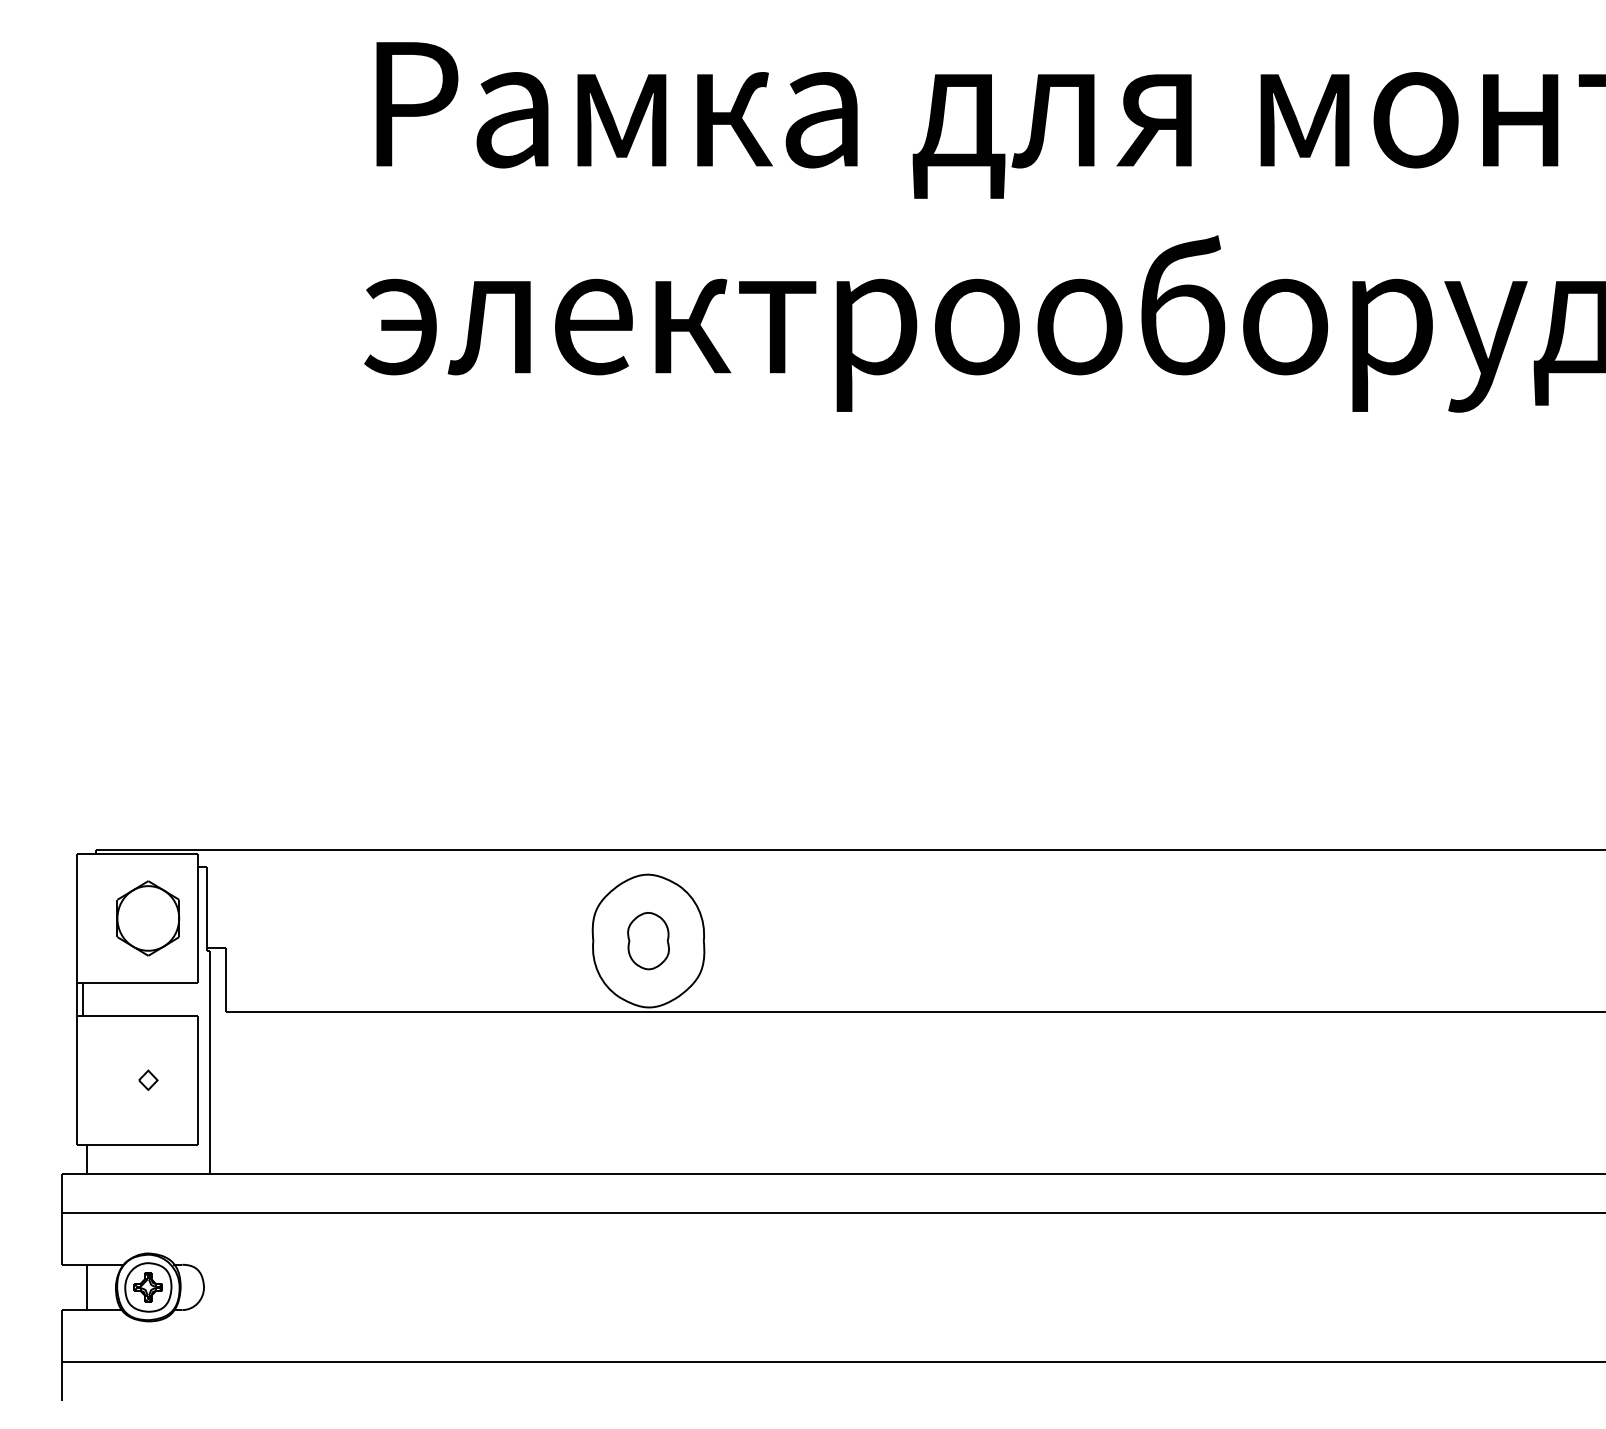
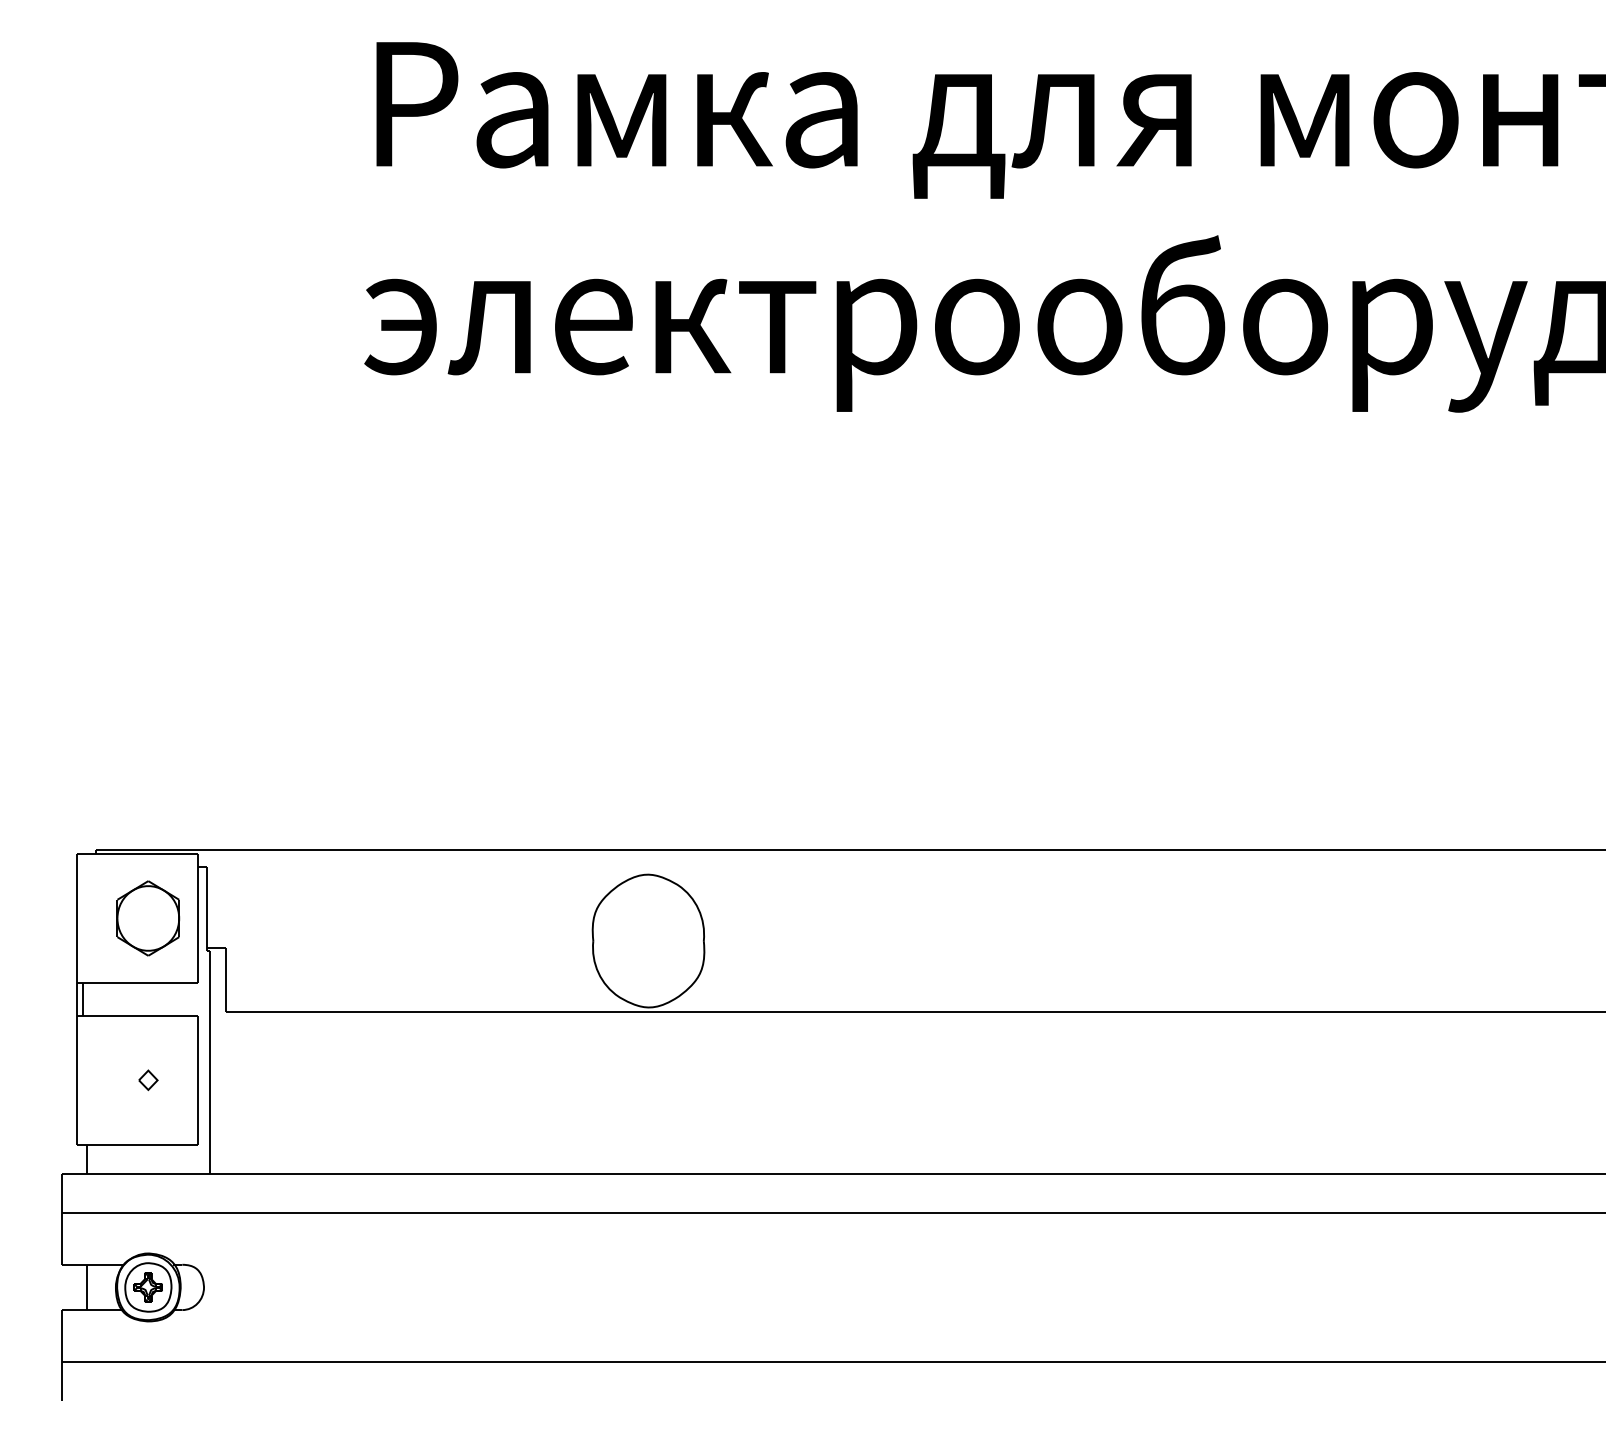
part: present -> none (648, 941)
